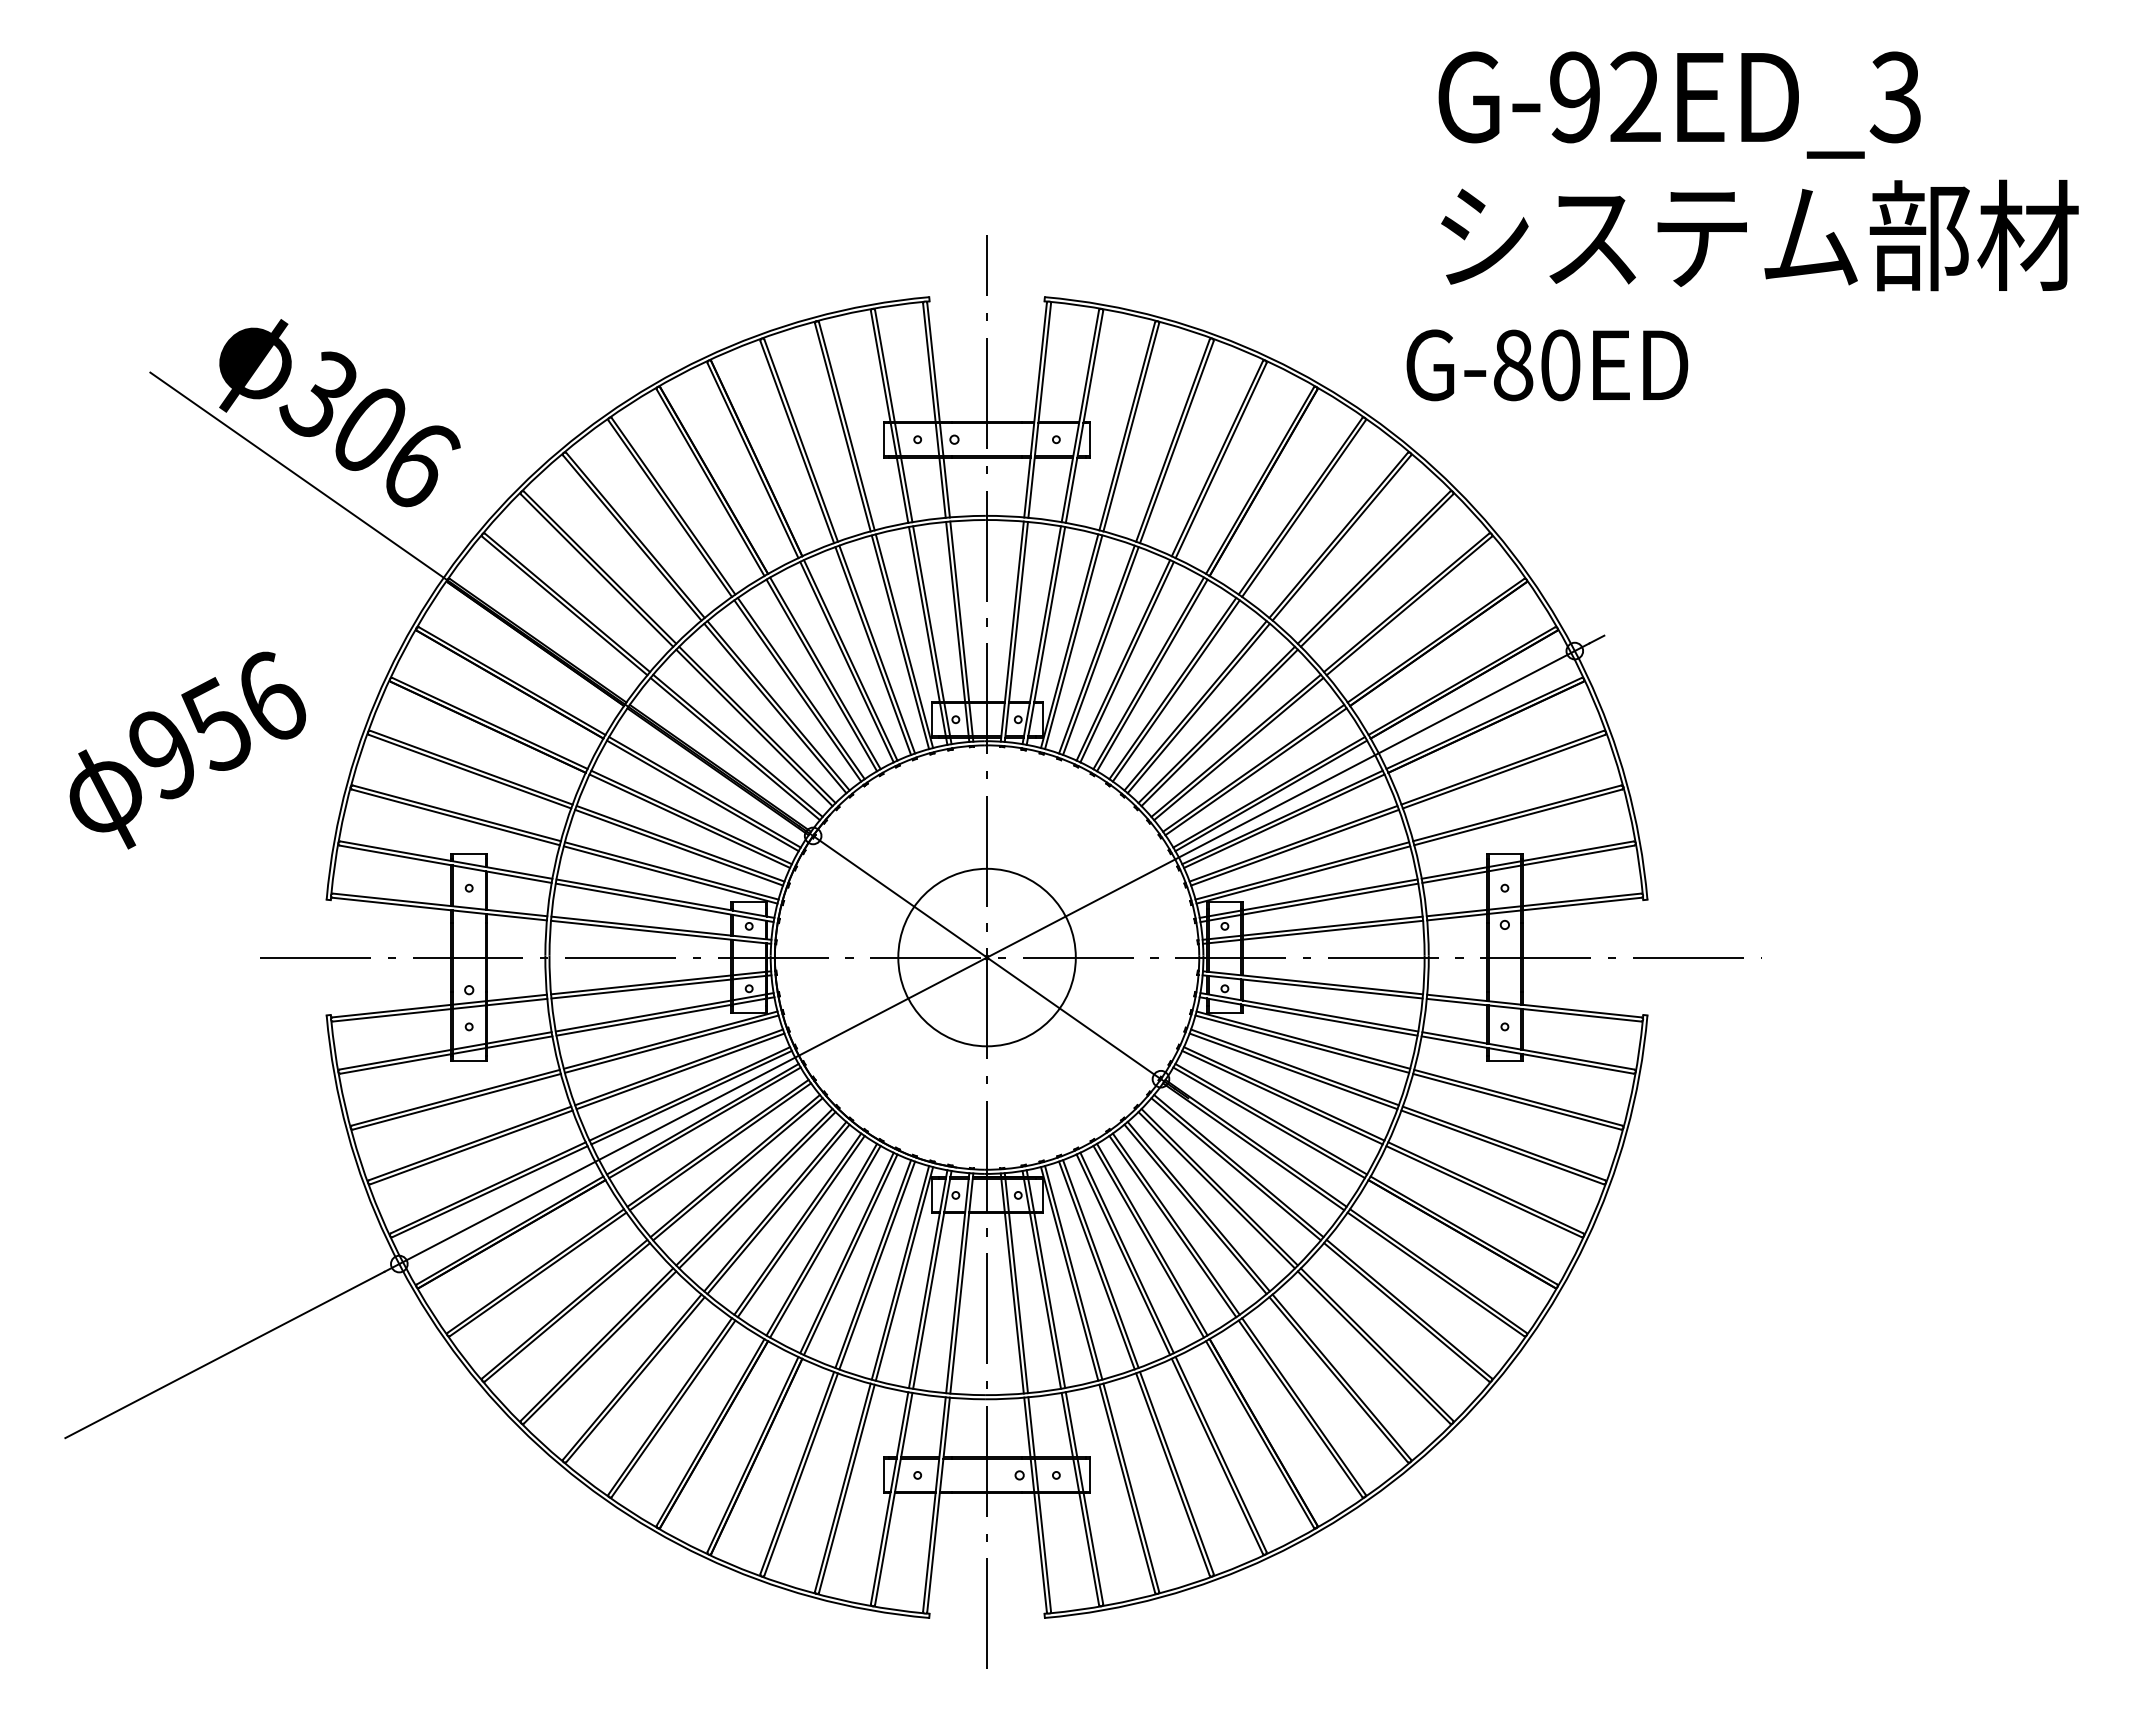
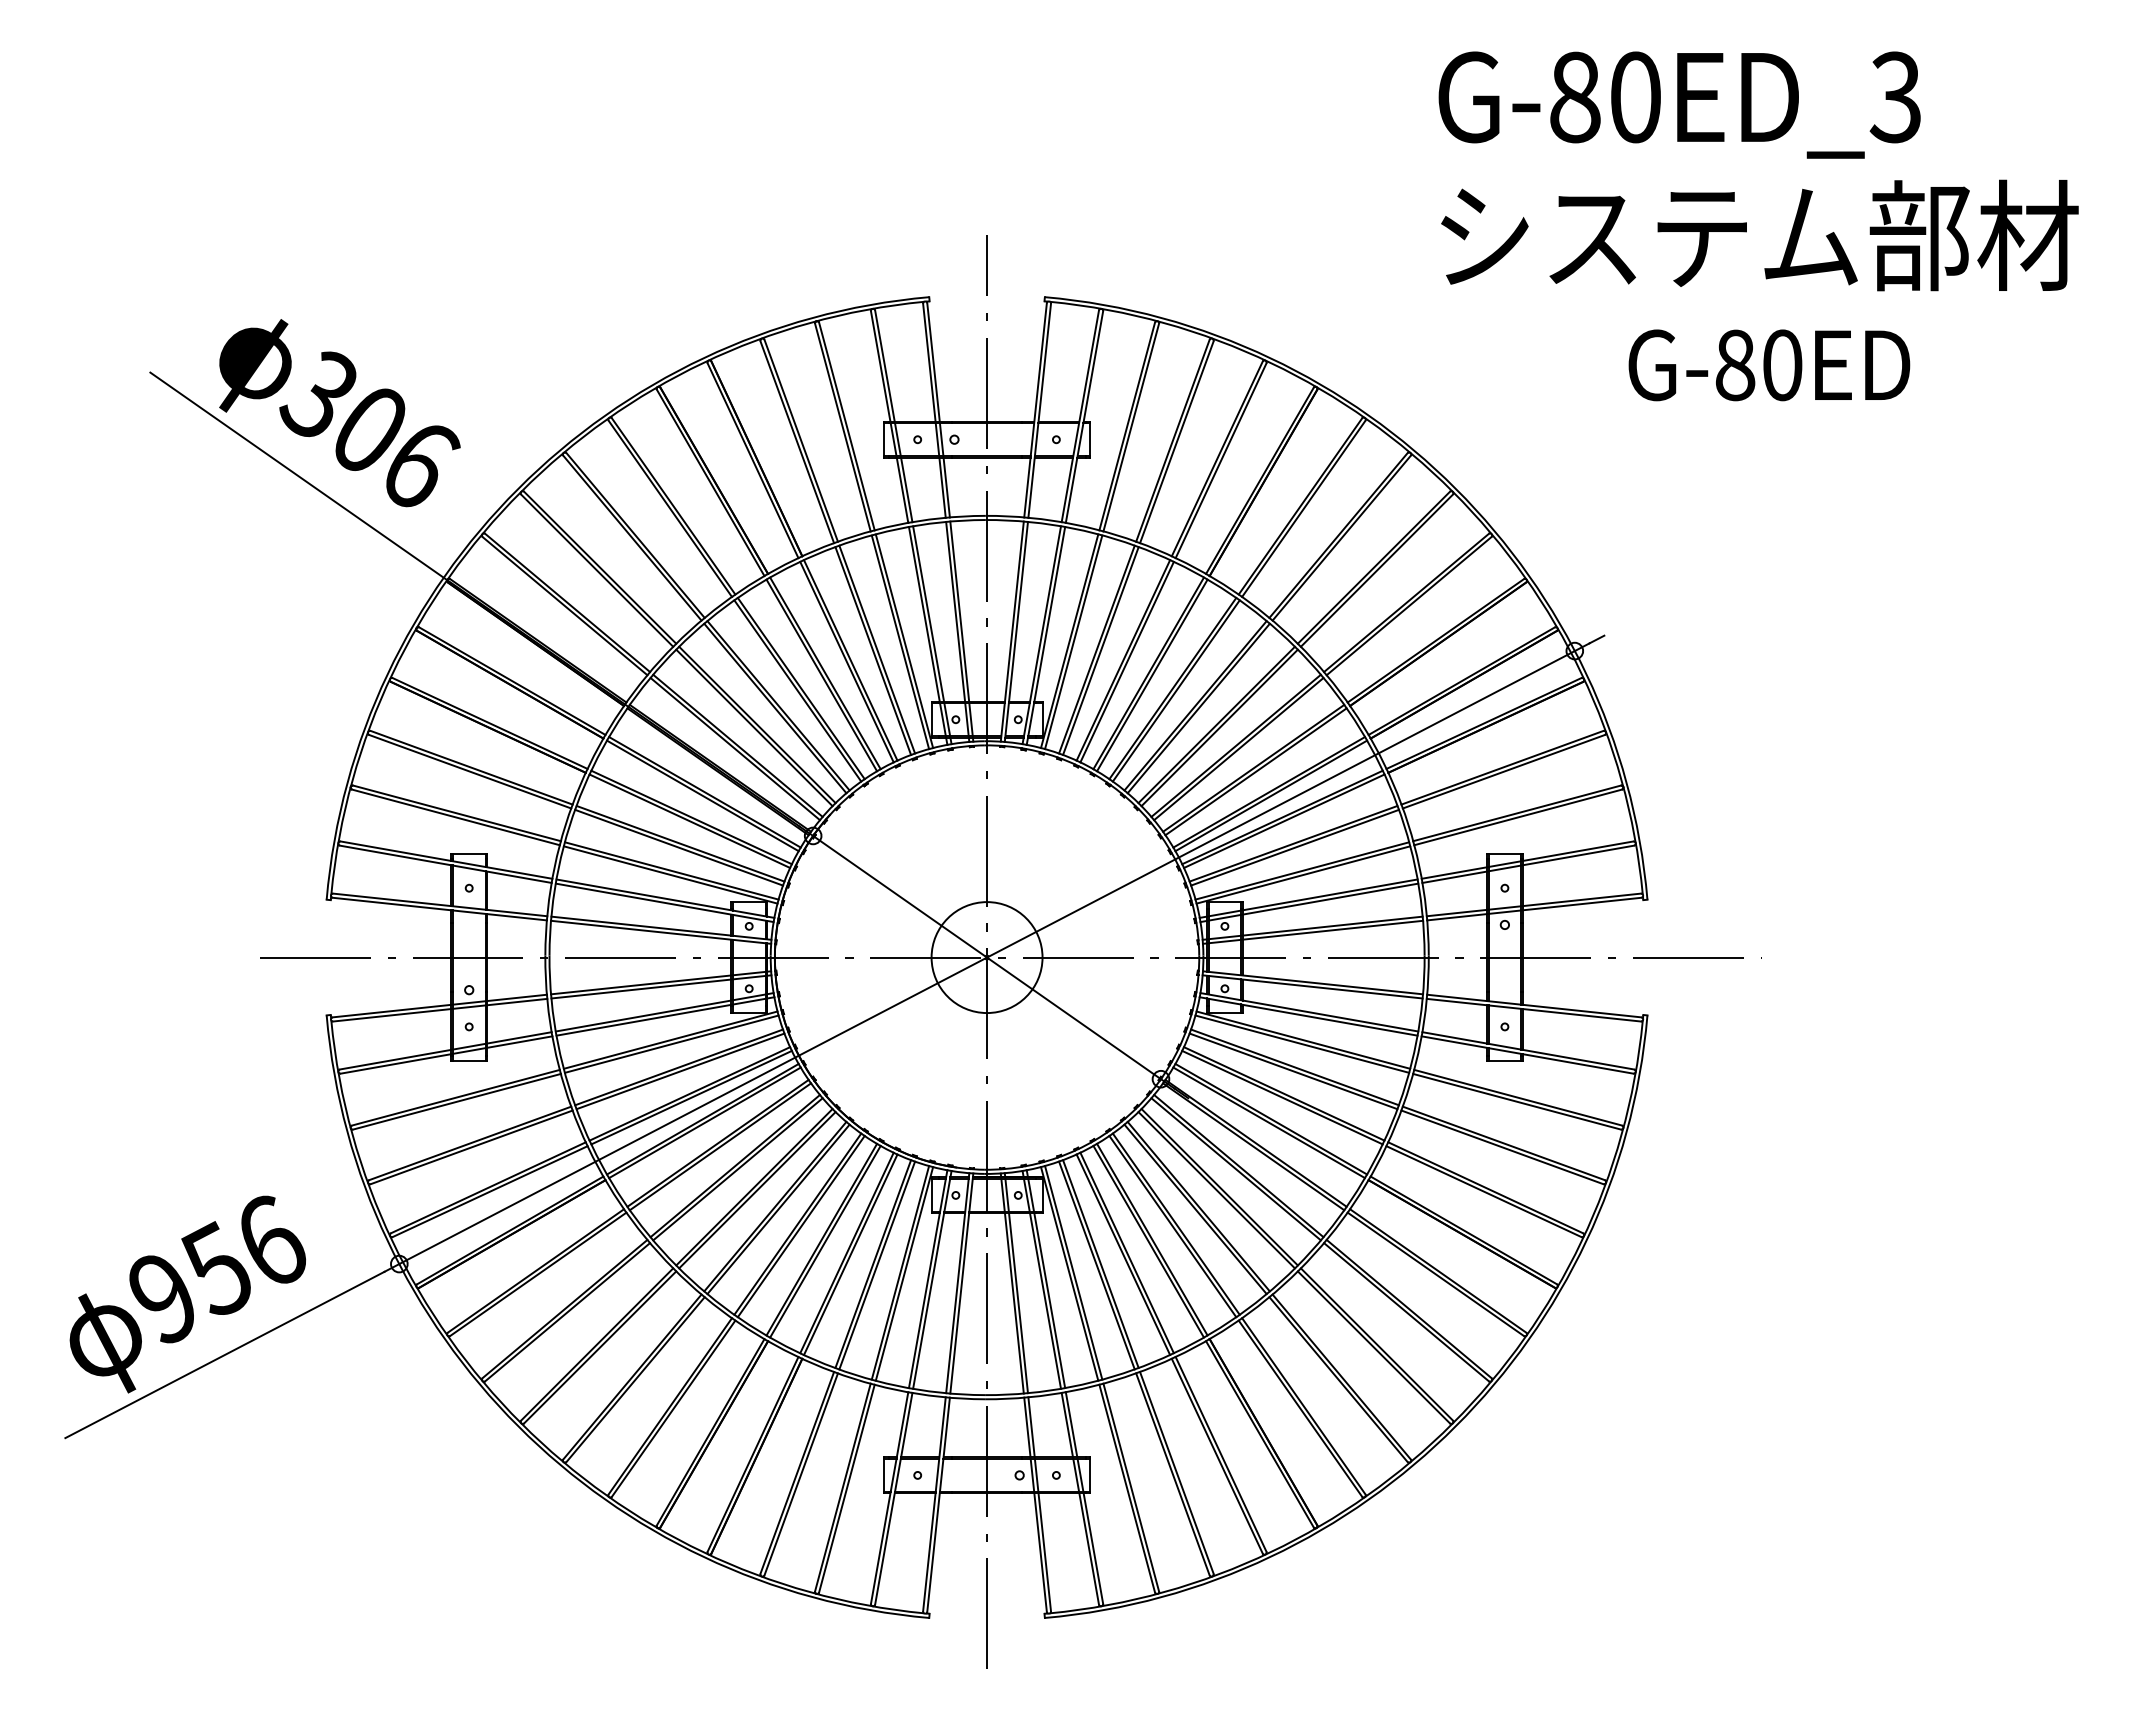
text: G-92ED_3 -> G-80ED_3 (1605, 97)
text position: (1547, 365) -> (1769, 365) (1769, 365)
text position: (187, 750) -> (187, 1294) (187, 1294)
circle diameter: 178 px -> 111 px (986, 957)
